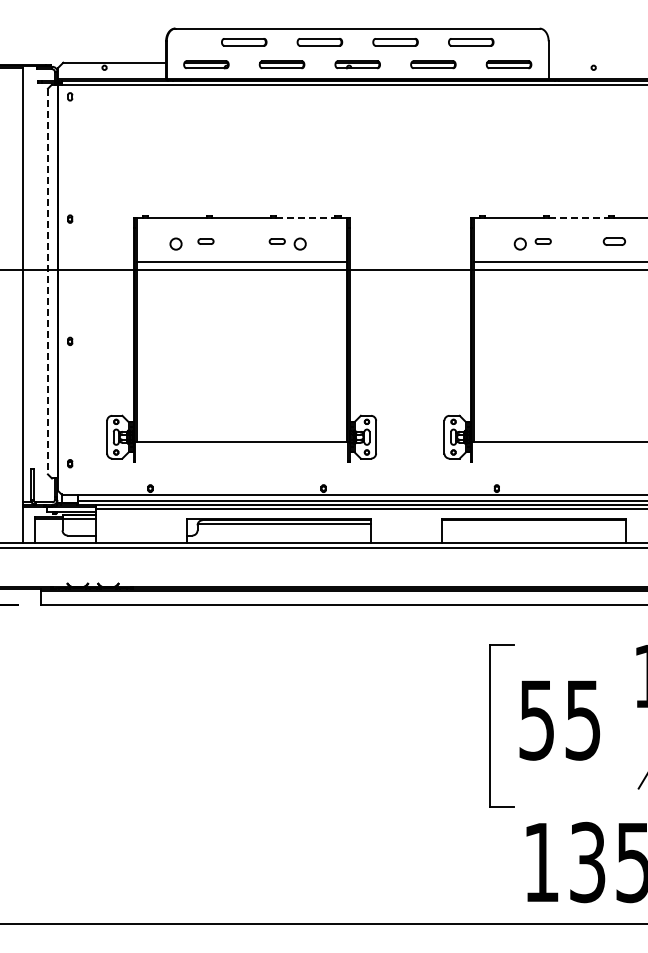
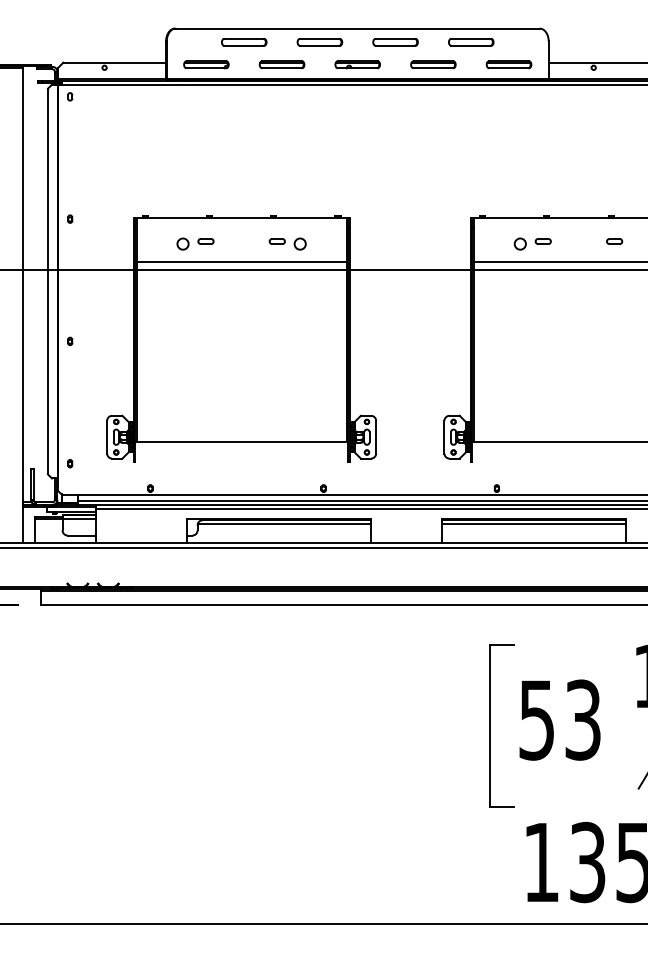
line: none -> present (596, 62)
line: dashed -> solid (305, 218)
line: dashed -> solid (578, 218)
part size: 24x9 px -> 18x7 px (614, 241)
circle position: (175, 243) -> (182, 243) (182, 243)
line: dashed -> solid (47, 281)
line: none -> present (533, 524)
text: 55 -> 53 (583, 719)
